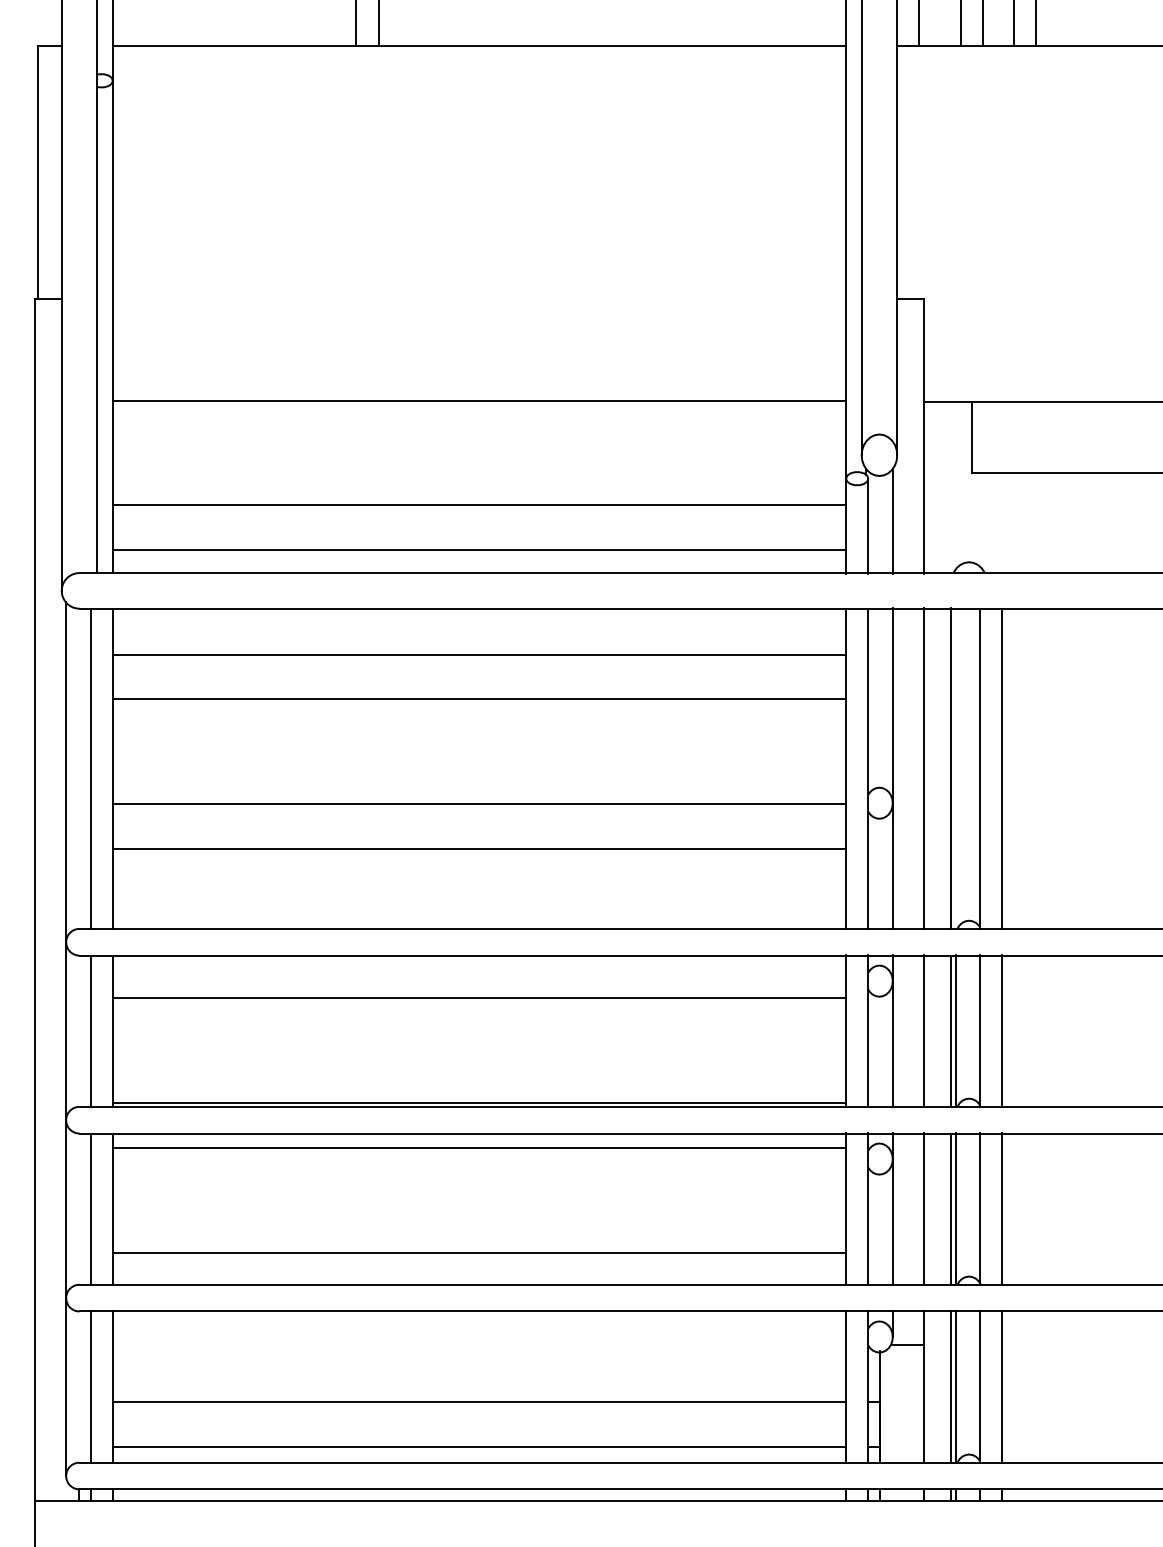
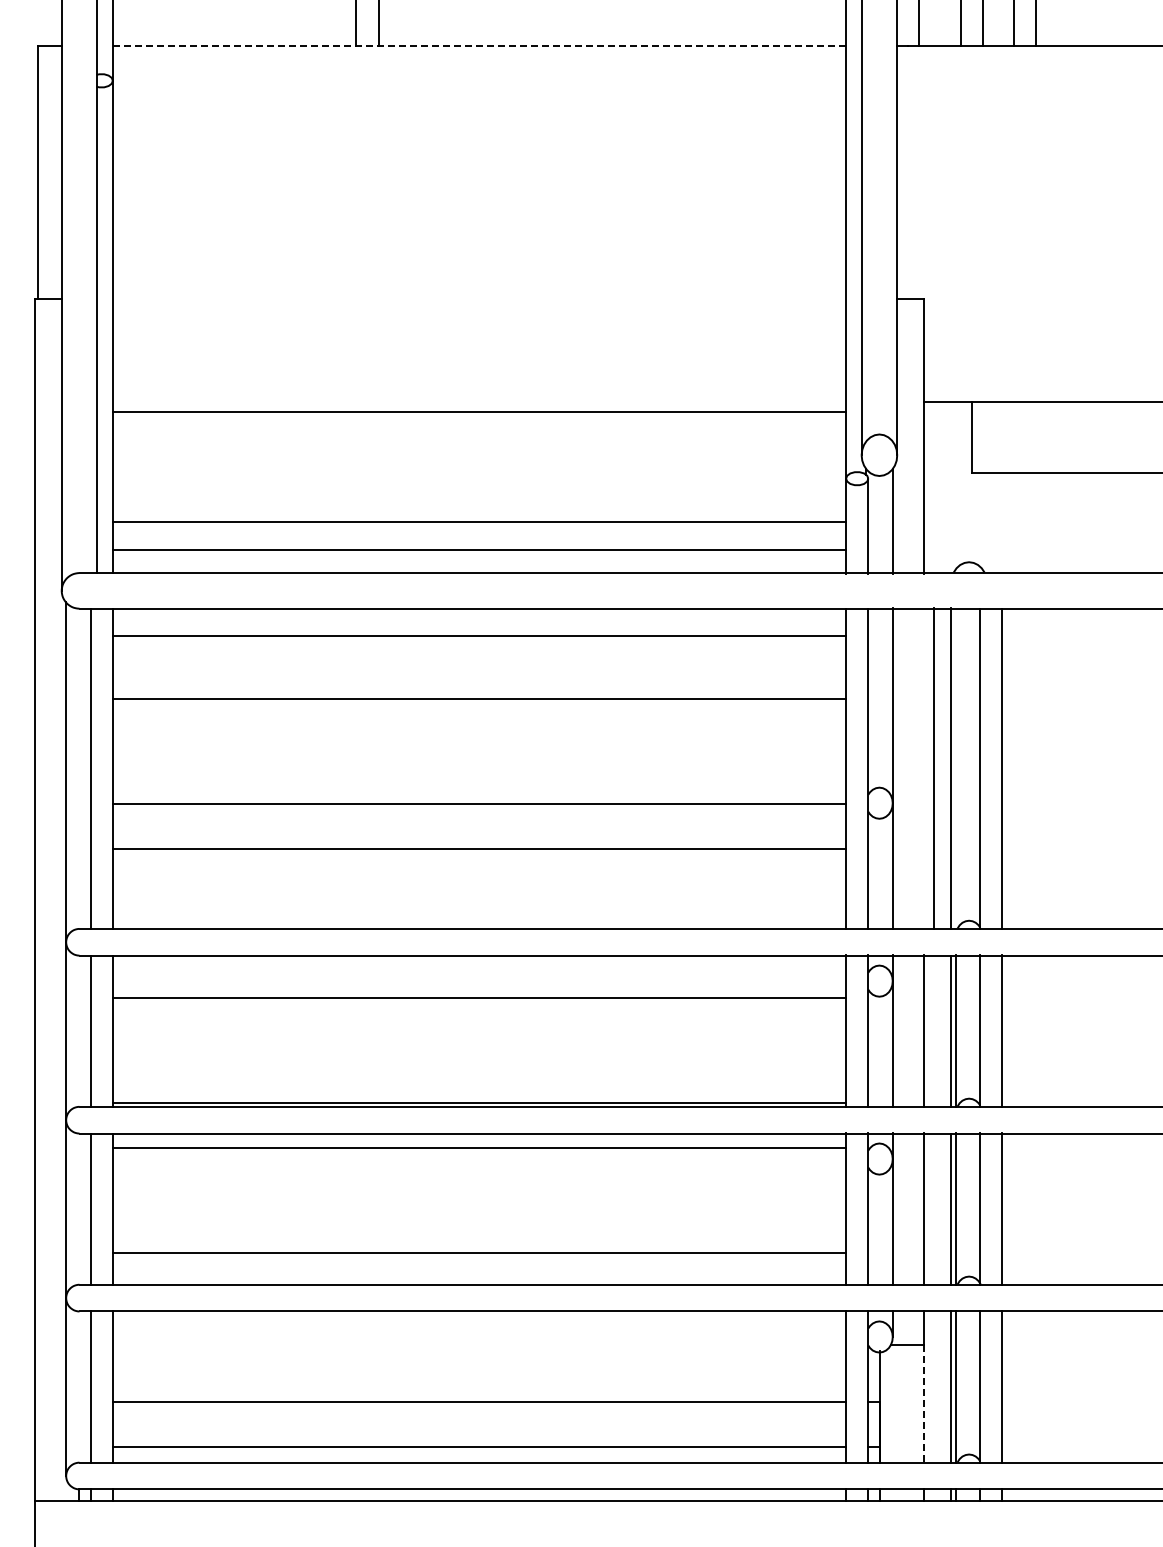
line: solid -> dashed (479, 46)
line position: (479, 400) -> (479, 411) (479, 411)
line position: (479, 505) -> (479, 522) (479, 522)
line position: (479, 654) -> (479, 635) (479, 635)
line position: (924, 768) -> (934, 768) (934, 768)
line: solid -> dashed (924, 1404)
